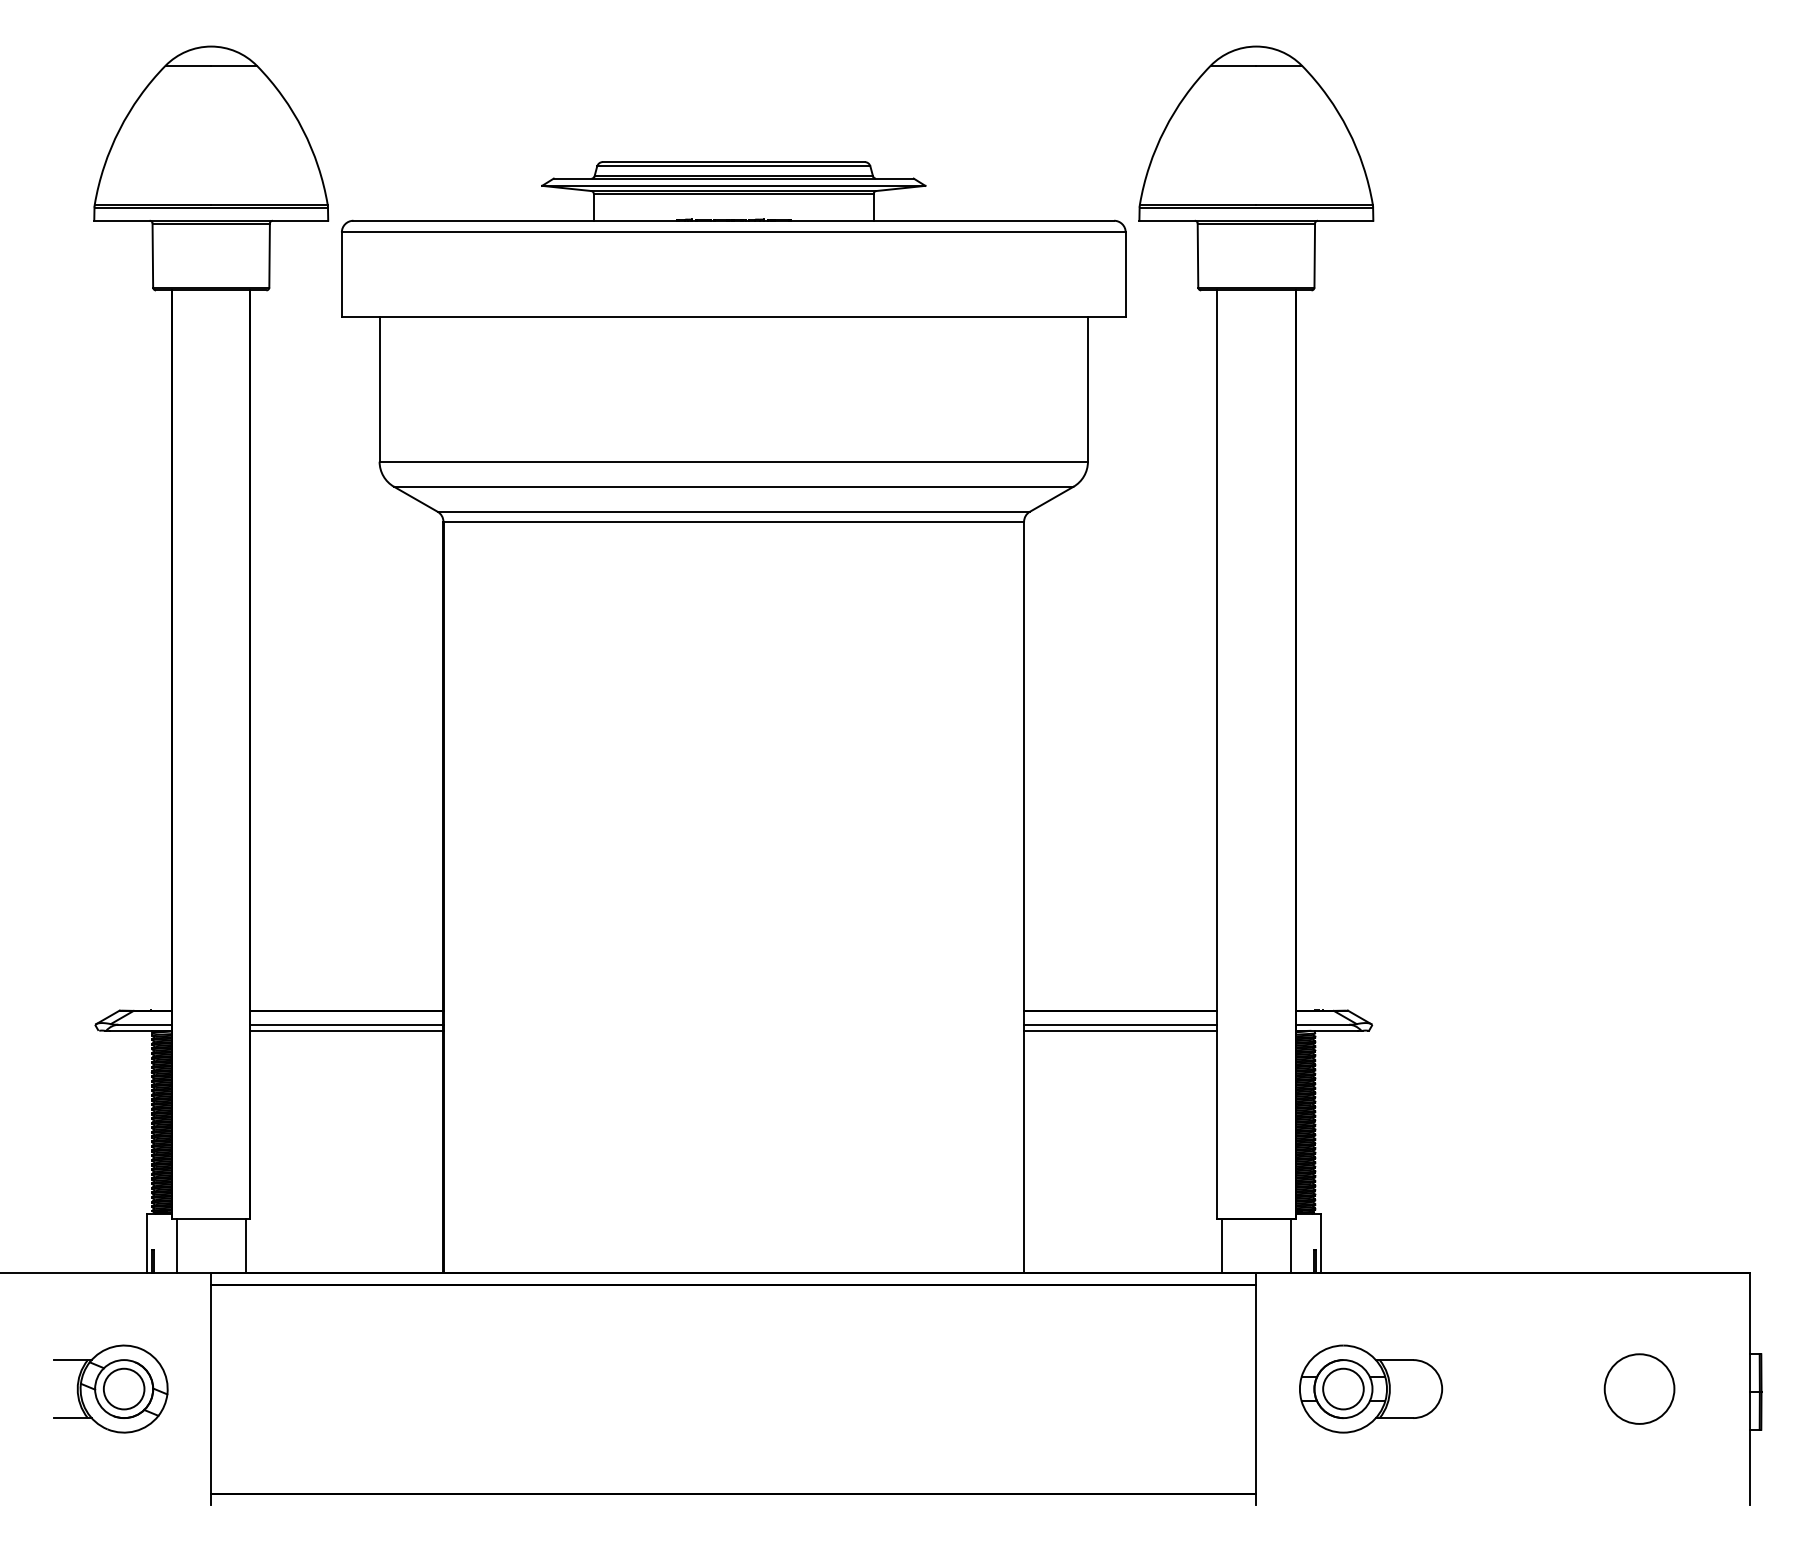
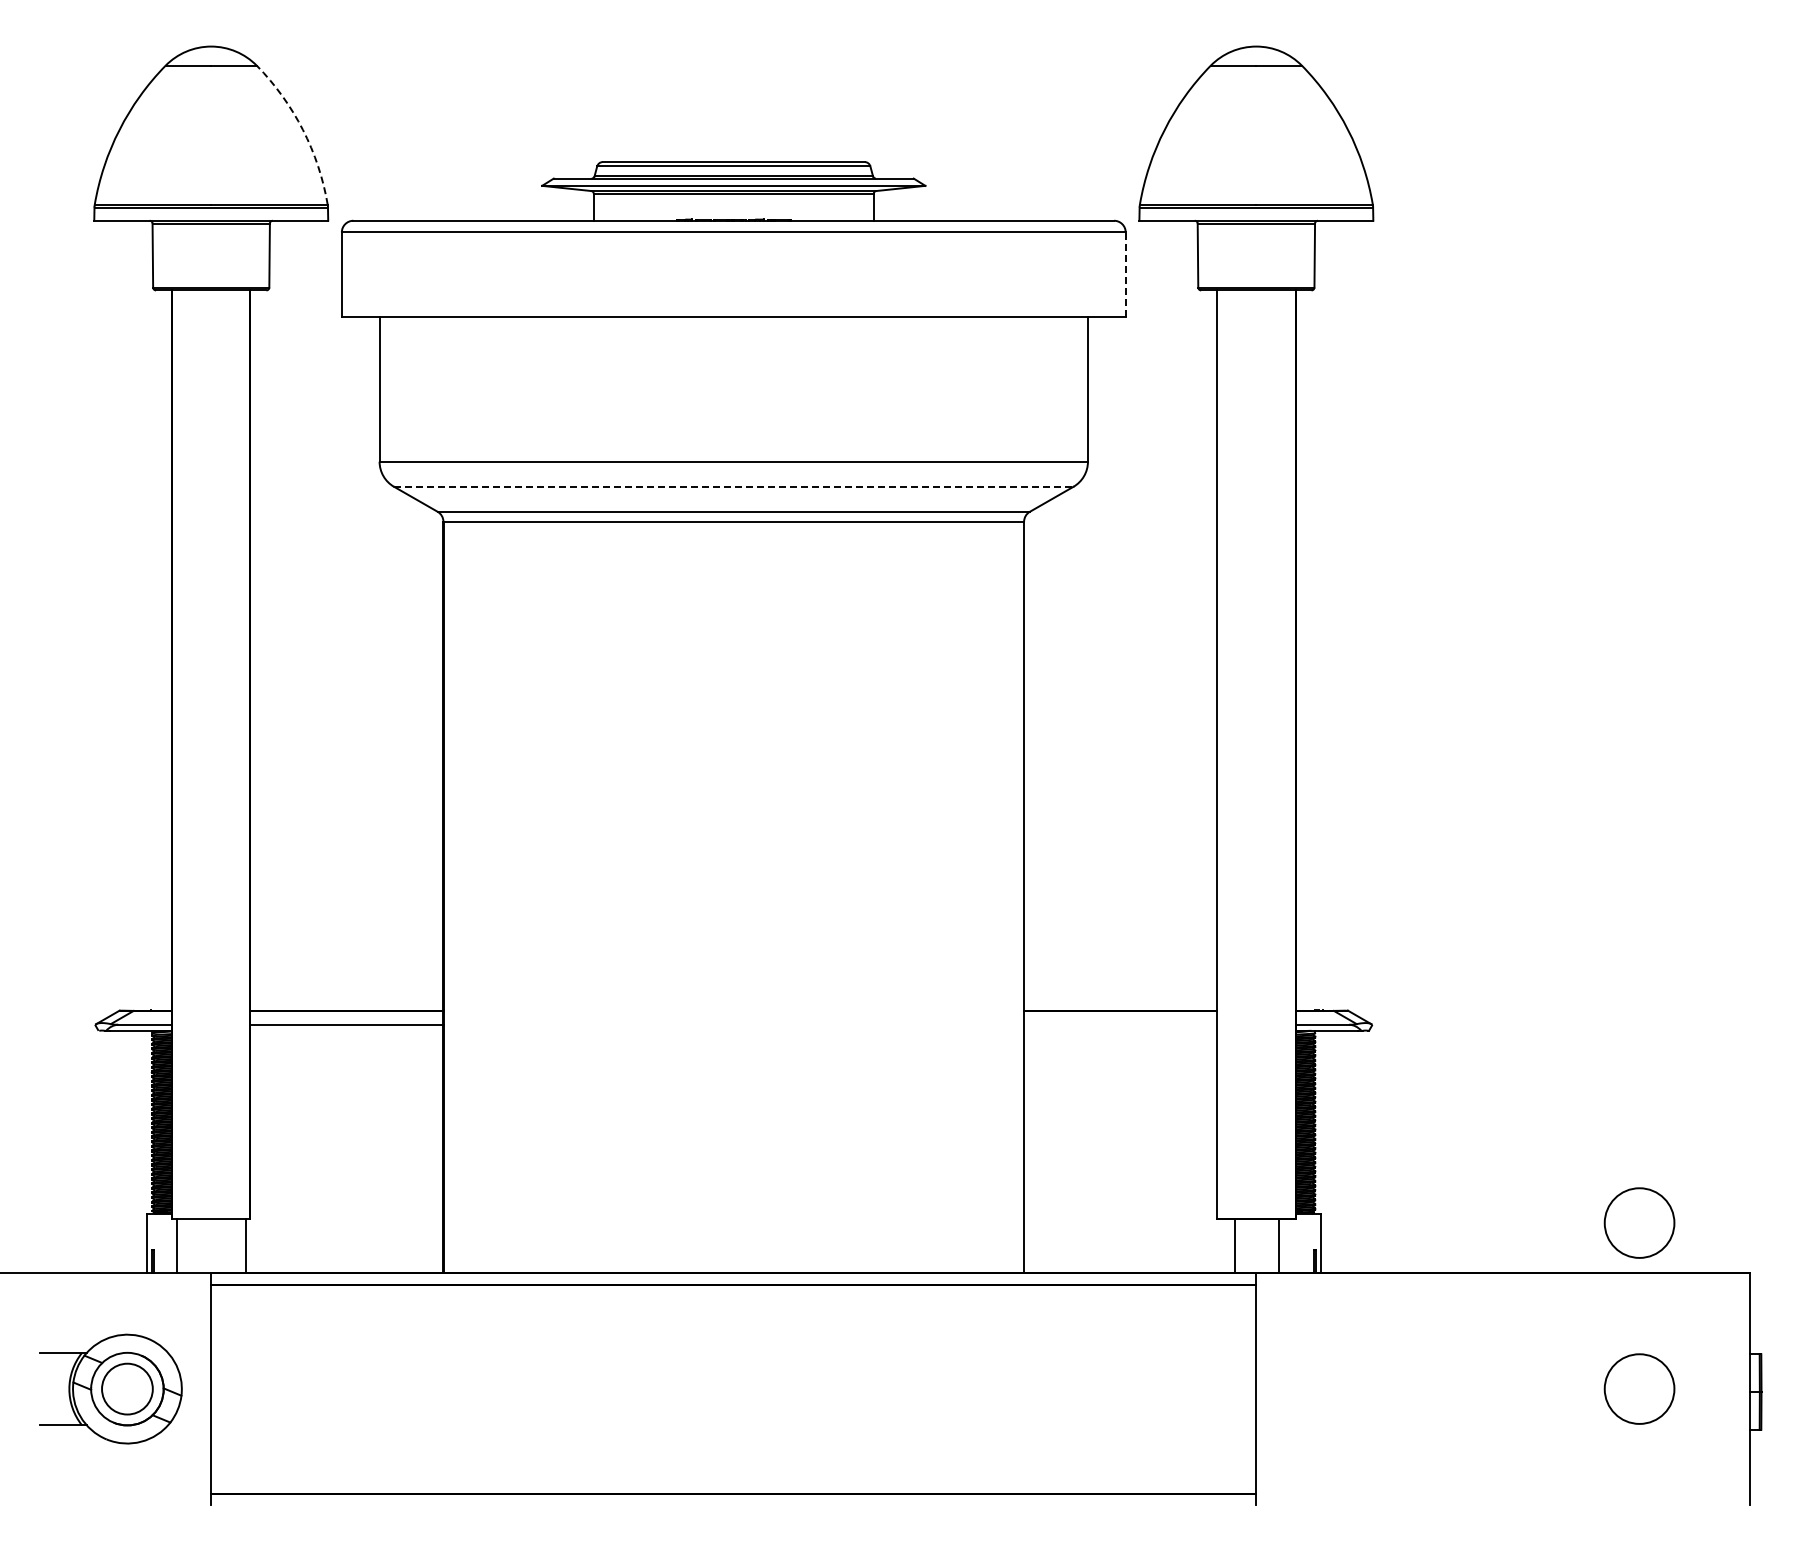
arc: solid -> dashed (302, 129)
line: solid -> dashed (1125, 273)
line: solid -> dashed (733, 486)
line: present -> none (1120, 1024)
line: present -> none (346, 1030)
line: present -> none (1120, 1030)
circle: none -> present (1639, 1222)
line position: (1222, 1245) -> (1235, 1245) (1235, 1245)
line position: (1290, 1245) -> (1278, 1245) (1278, 1245)
part size: 116x90 px -> 144x112 px (110, 1388)
part: present -> none (1371, 1388)
